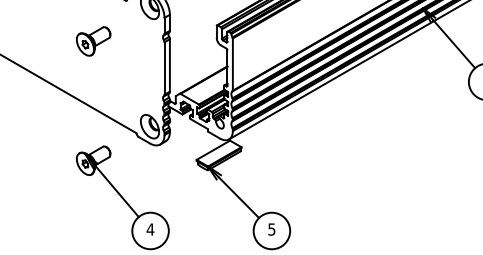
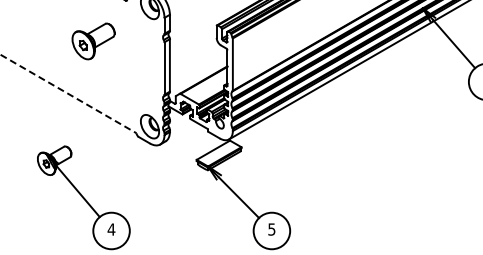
part size: 36x31 px -> 45x39 px (93, 41)
line: solid -> dashed (69, 94)
part position: (122, 197) -> (83, 197) (83, 197)
